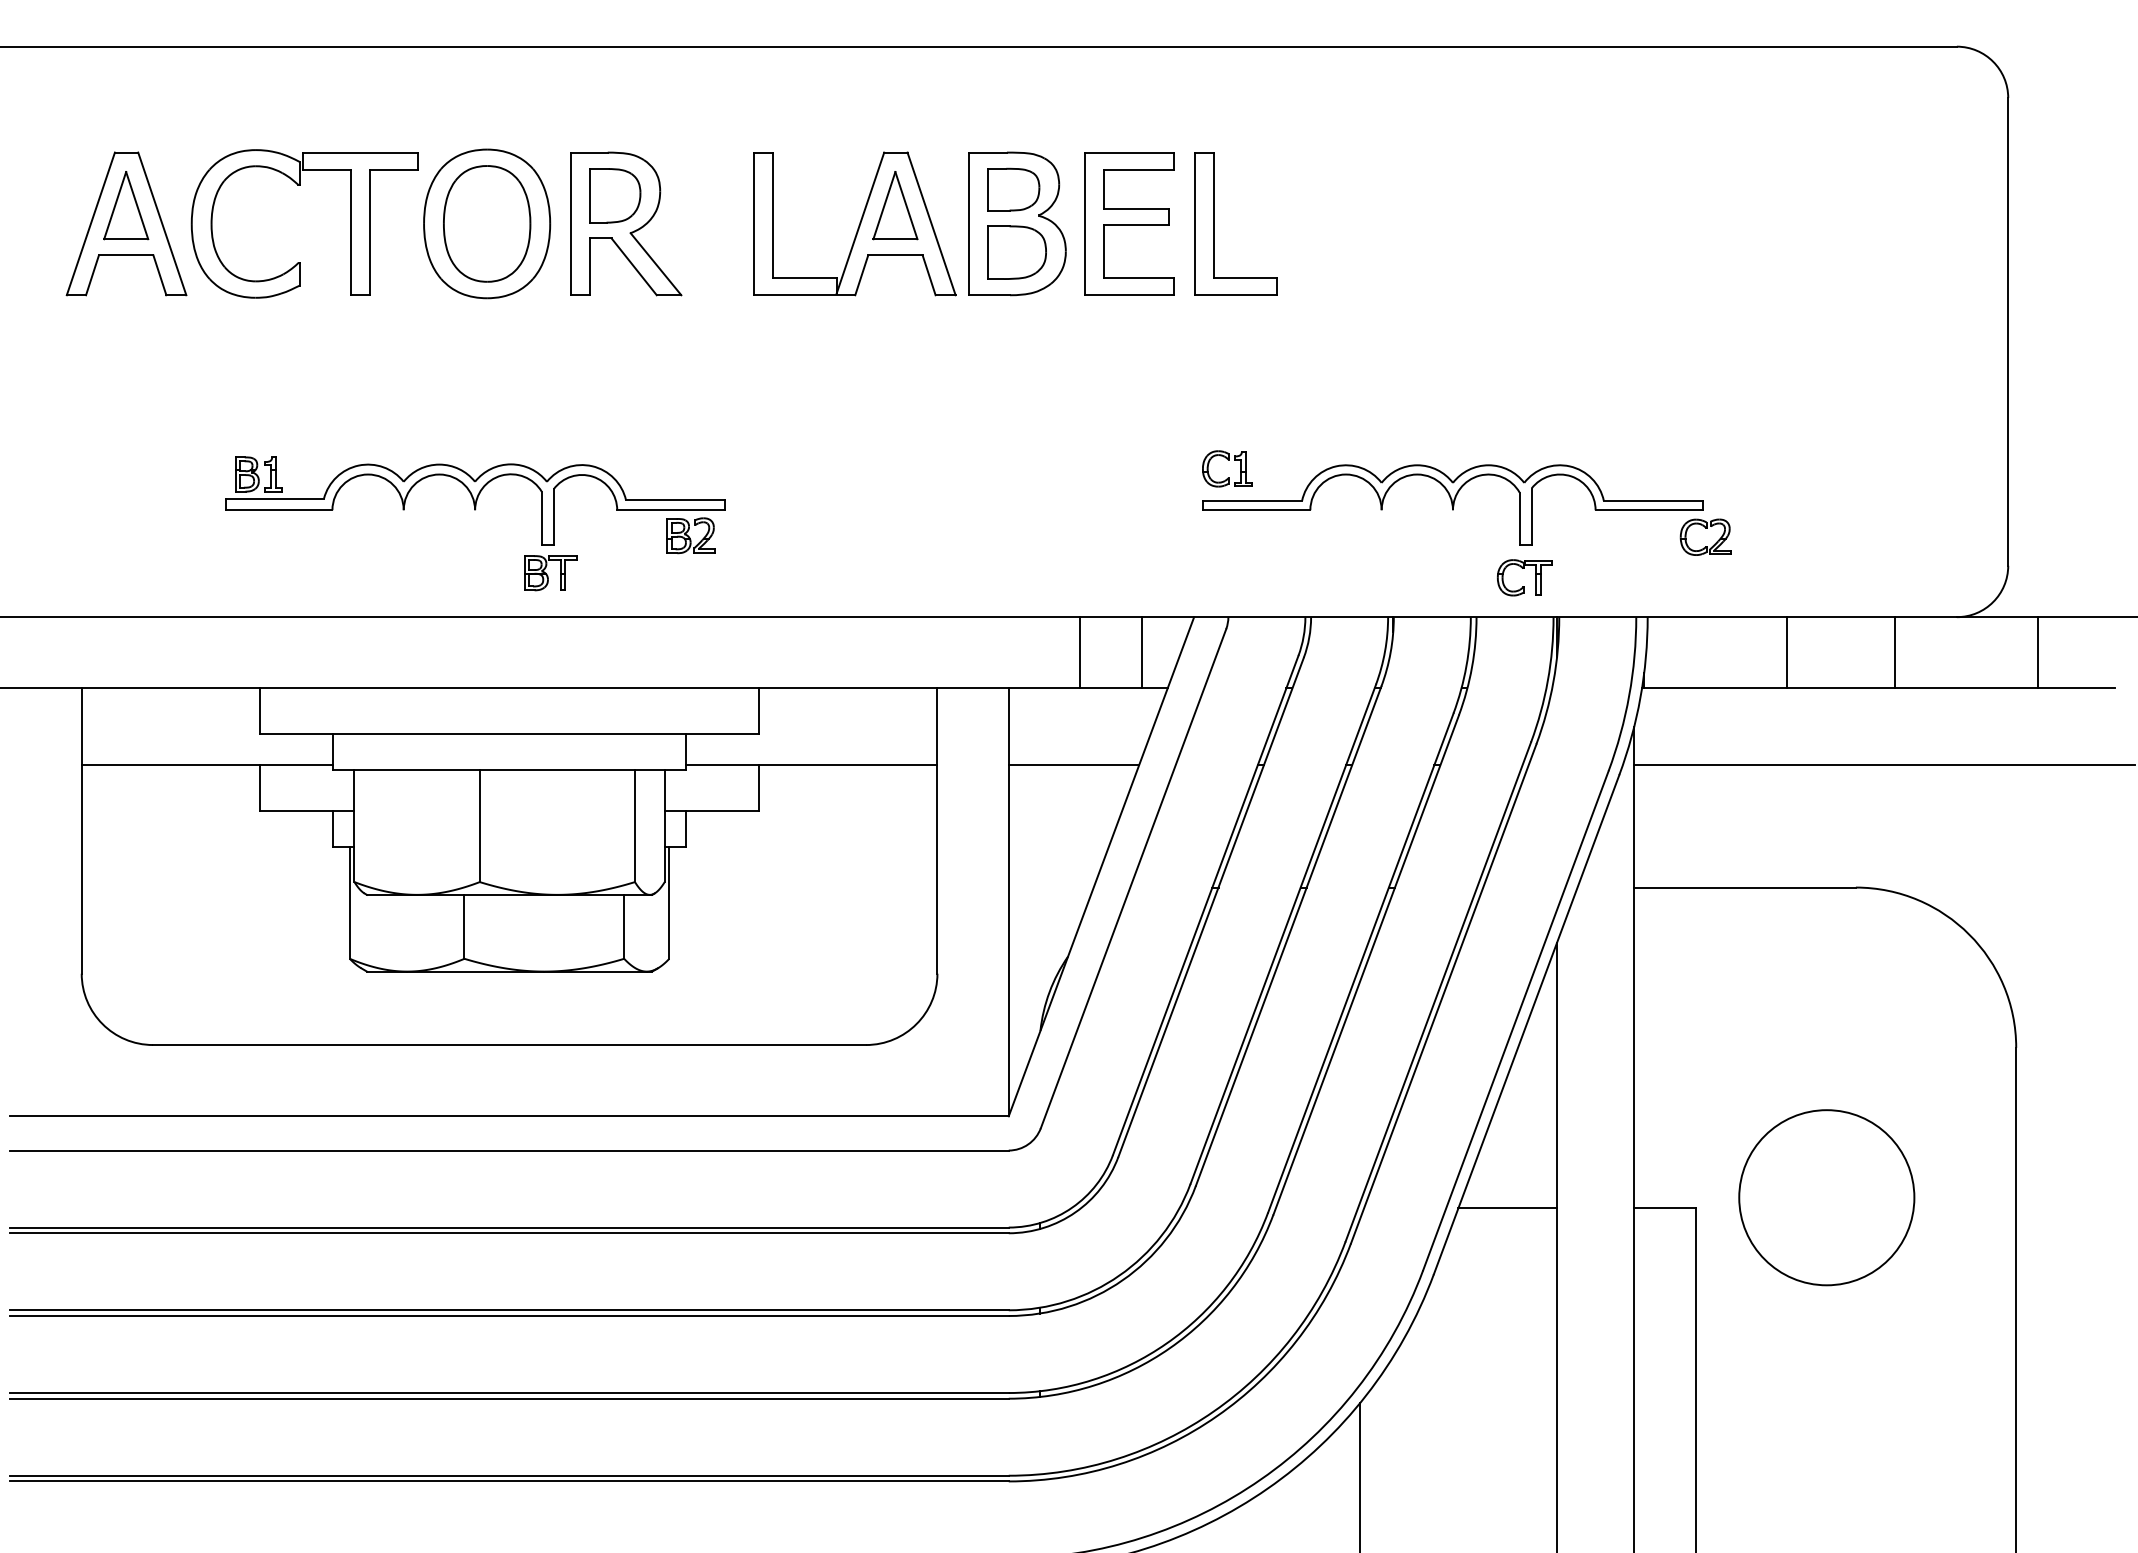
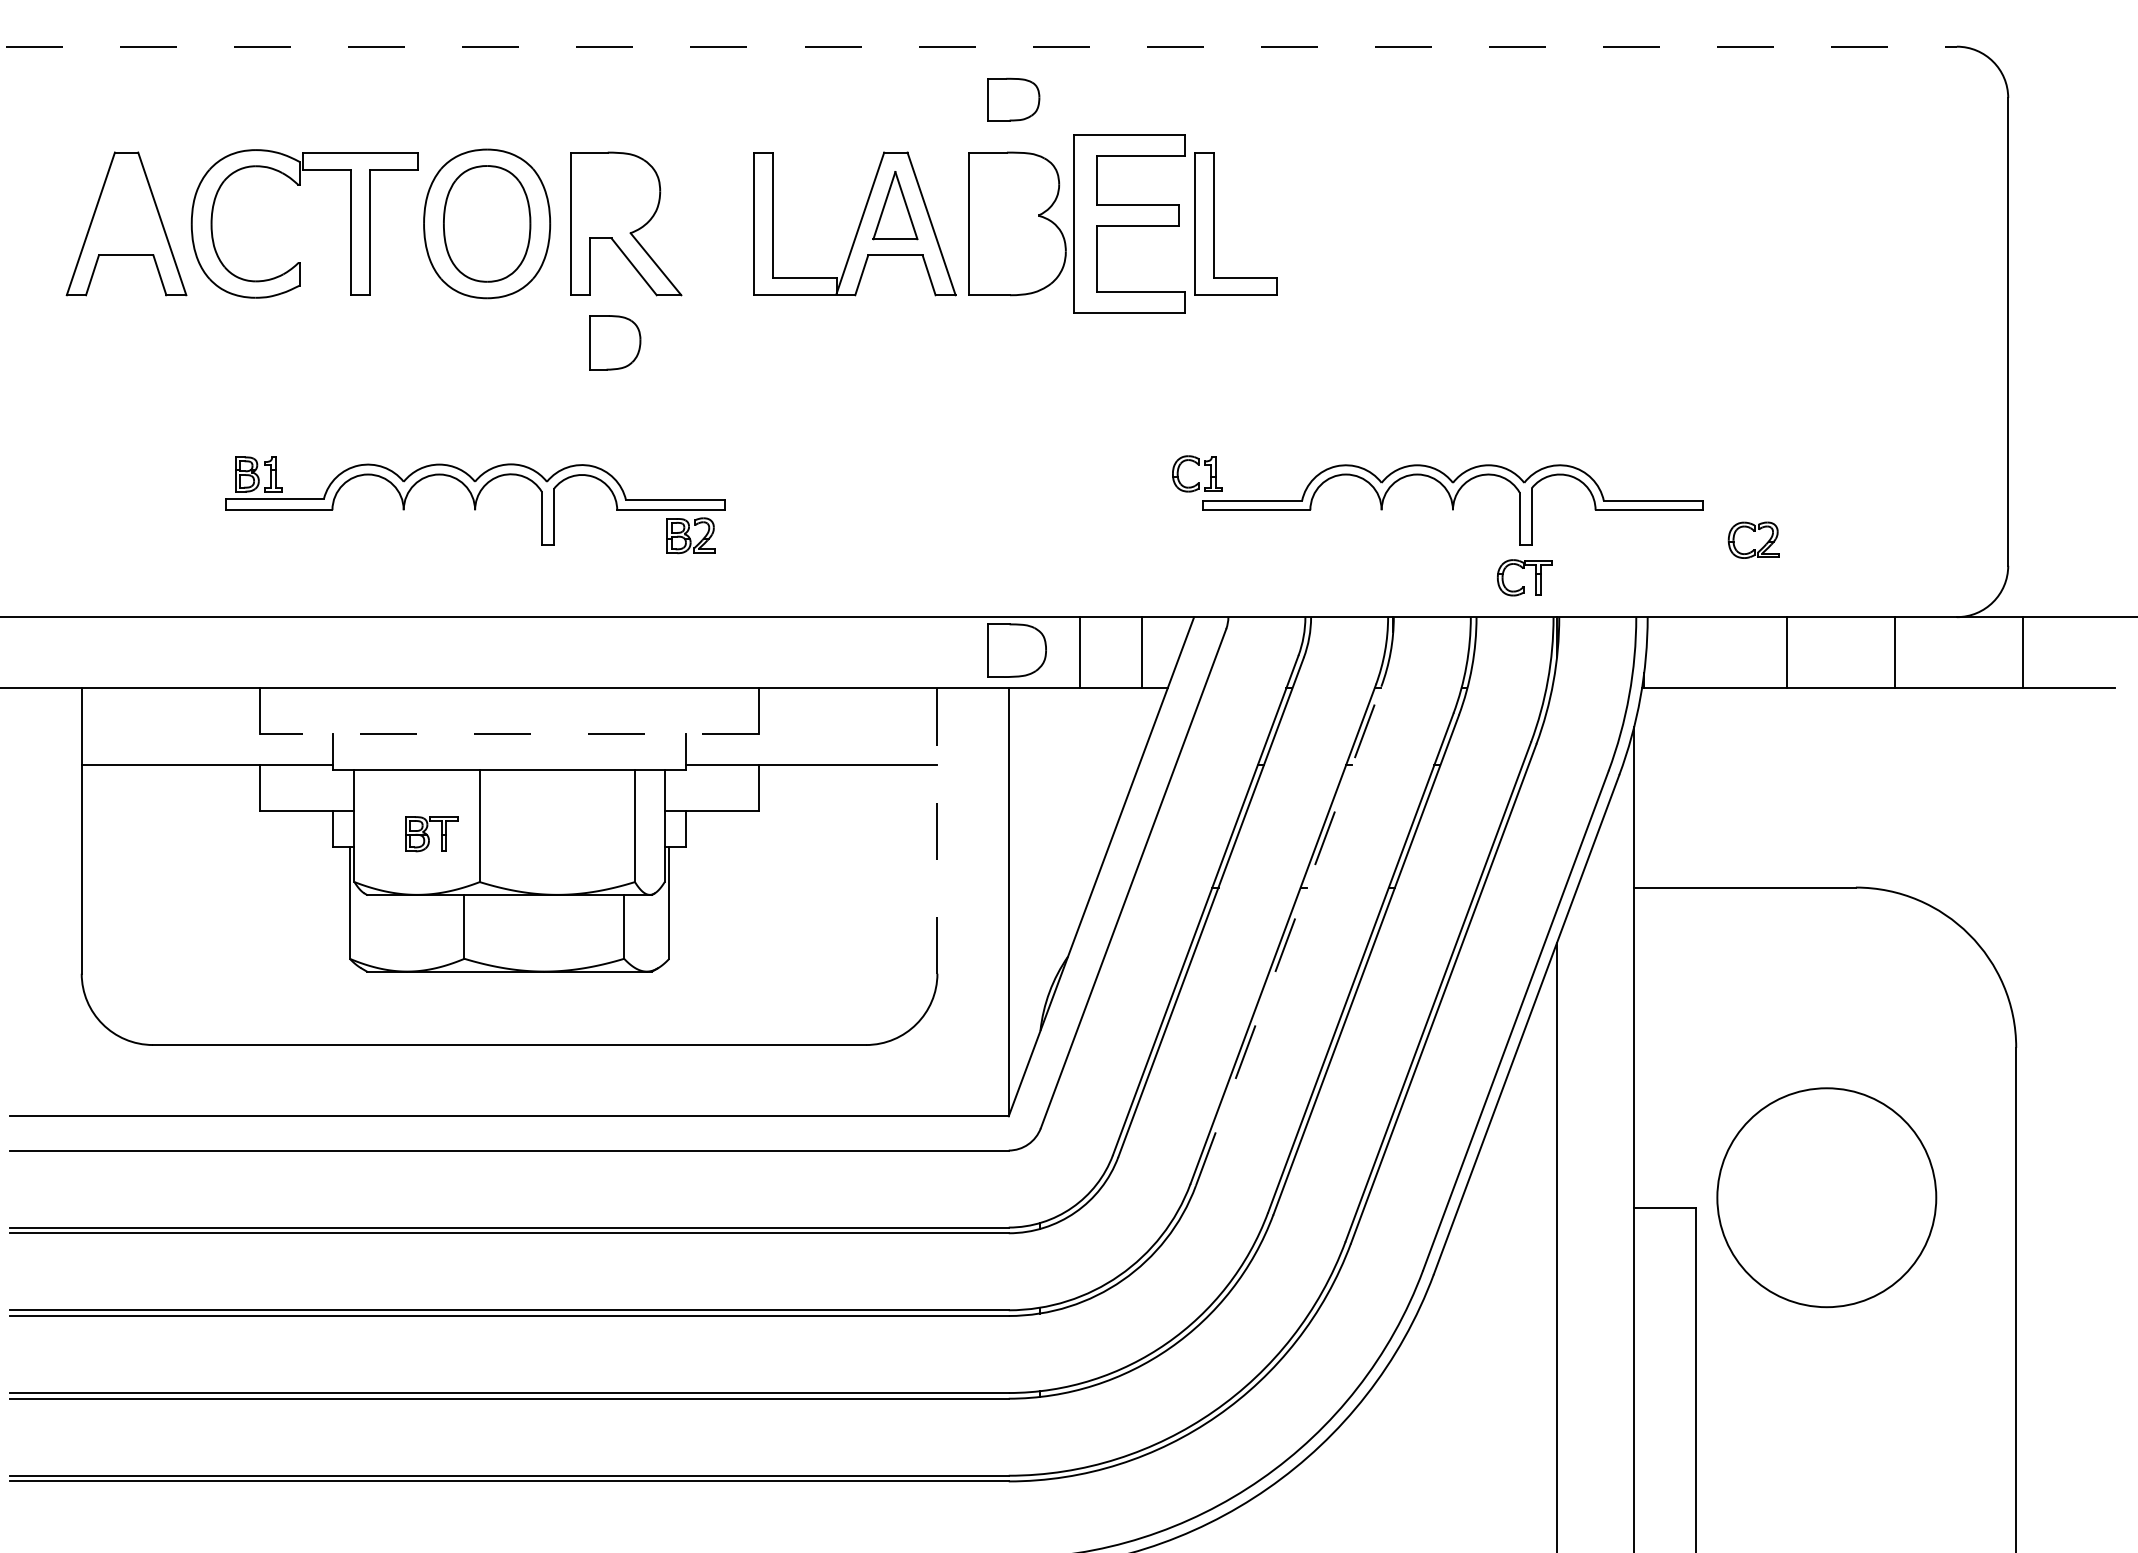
line: solid -> dashed (978, 46)
part position: (1013, 189) -> (1013, 99) (1013, 99)
part position: (615, 195) -> (615, 342) (615, 342)
part: present -> none (126, 205)
part size: 91x144 px -> 113x180 px (1129, 223)
part position: (1016, 252) -> (1016, 650) (1016, 650)
part position: (1228, 460) -> (1198, 465) (1198, 465)
part position: (1705, 528) -> (1753, 531) (1753, 531)
part position: (550, 573) -> (431, 834) (431, 834)
line position: (2037, 652) -> (2022, 652) (2022, 652)
line: solid -> dashed (509, 734)
line: present -> none (1073, 765)
line: present -> none (1884, 765)
line: solid -> dashed (937, 831)
line: solid -> dashed (1288, 935)
circle diameter: 175 px -> 219 px (1826, 1197)
line: present -> none (1507, 1208)
line: present -> none (1360, 1476)
